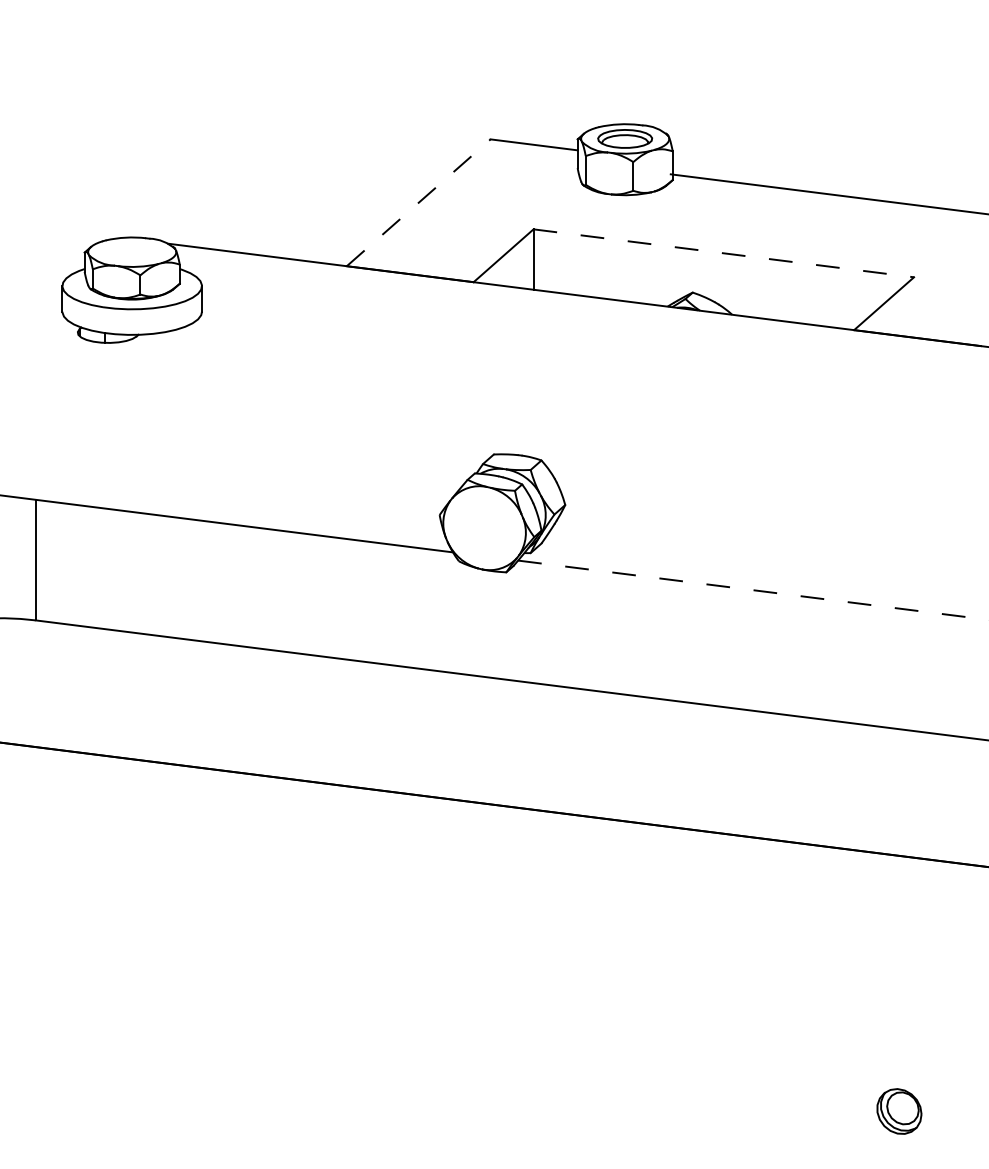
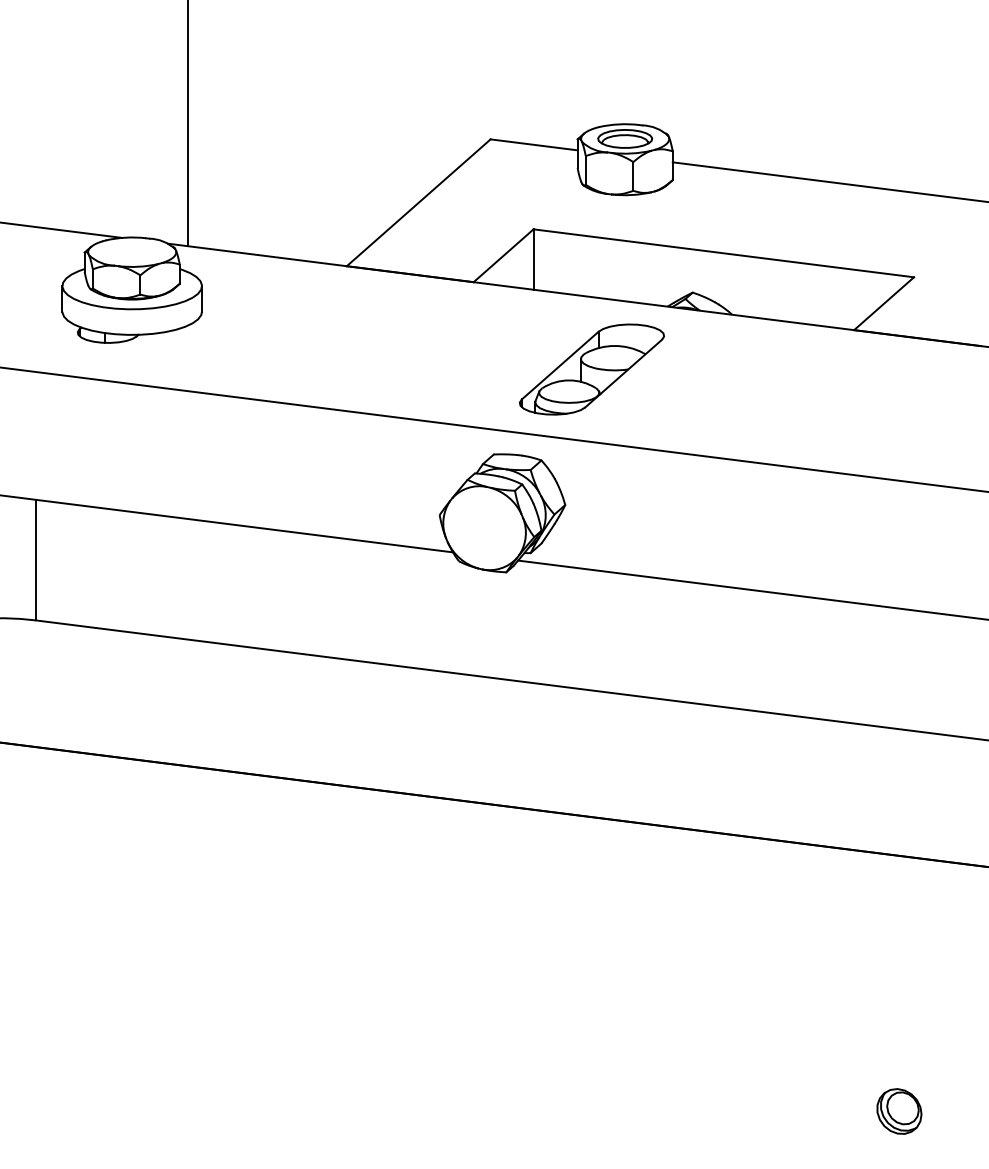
line: none -> present (187, 124)
line position: (827, 194) -> (828, 181) (828, 181)
line: dashed -> solid (418, 202)
line: none -> present (62, 229)
line: dashed -> solid (723, 253)
part: none -> present (591, 369)
line: none -> present (493, 429)
line: dashed -> solid (753, 590)
